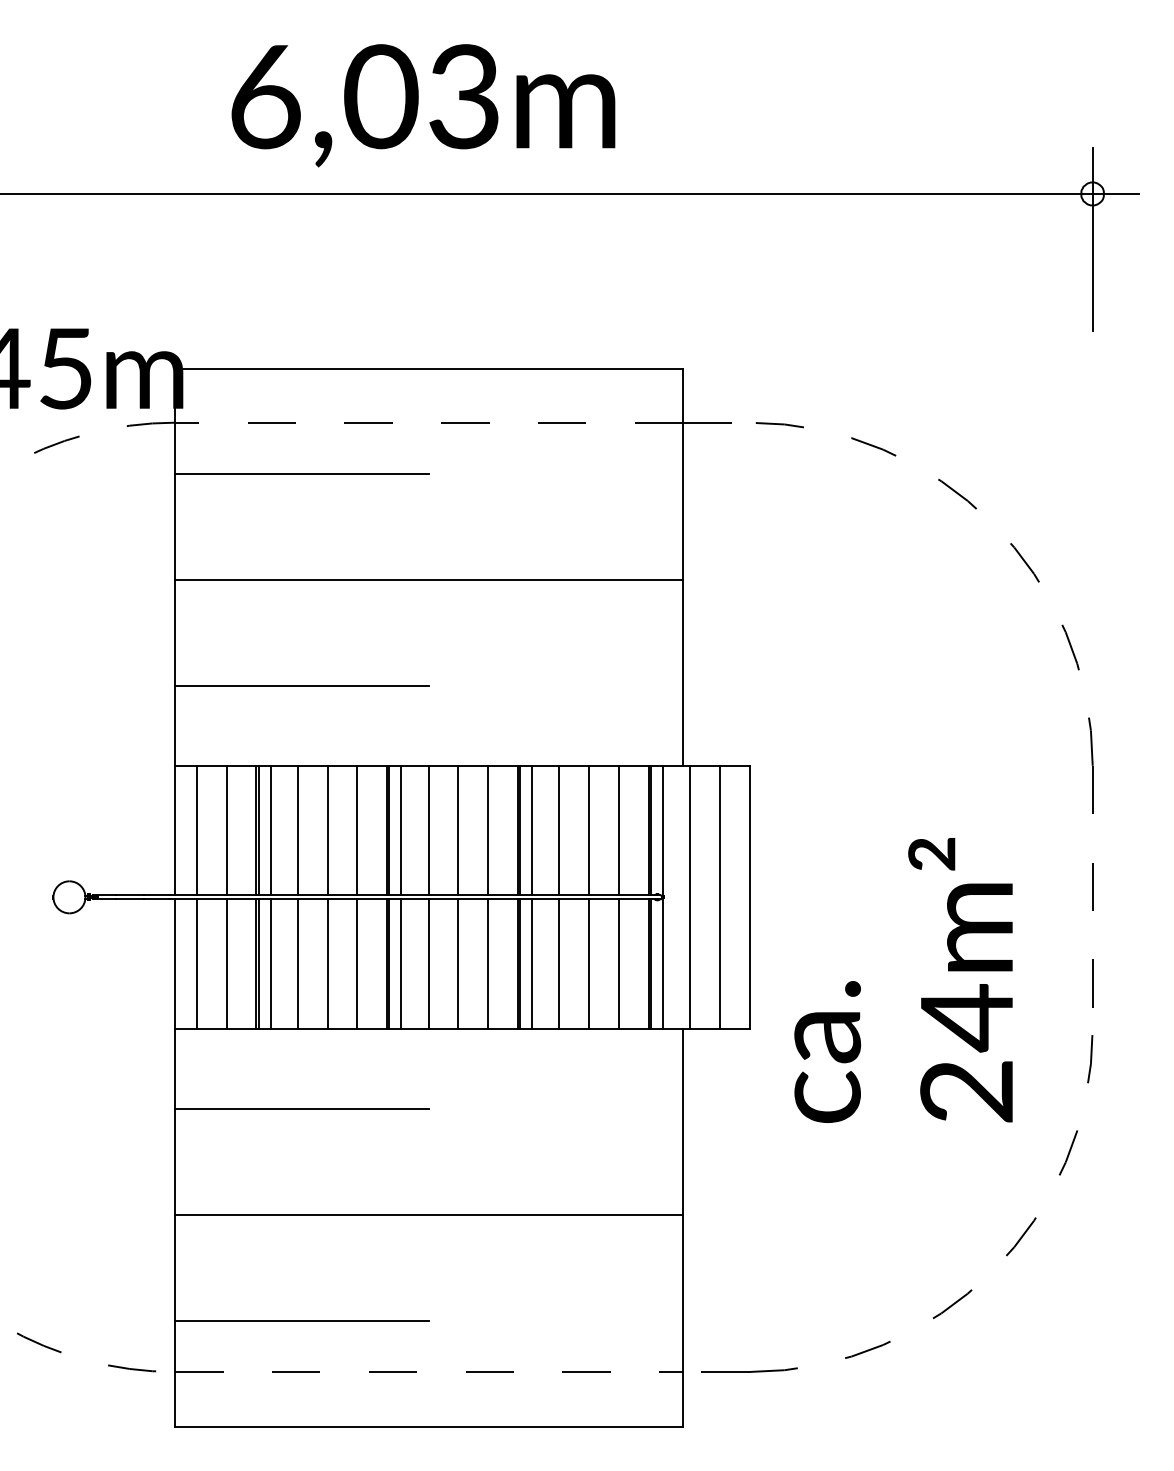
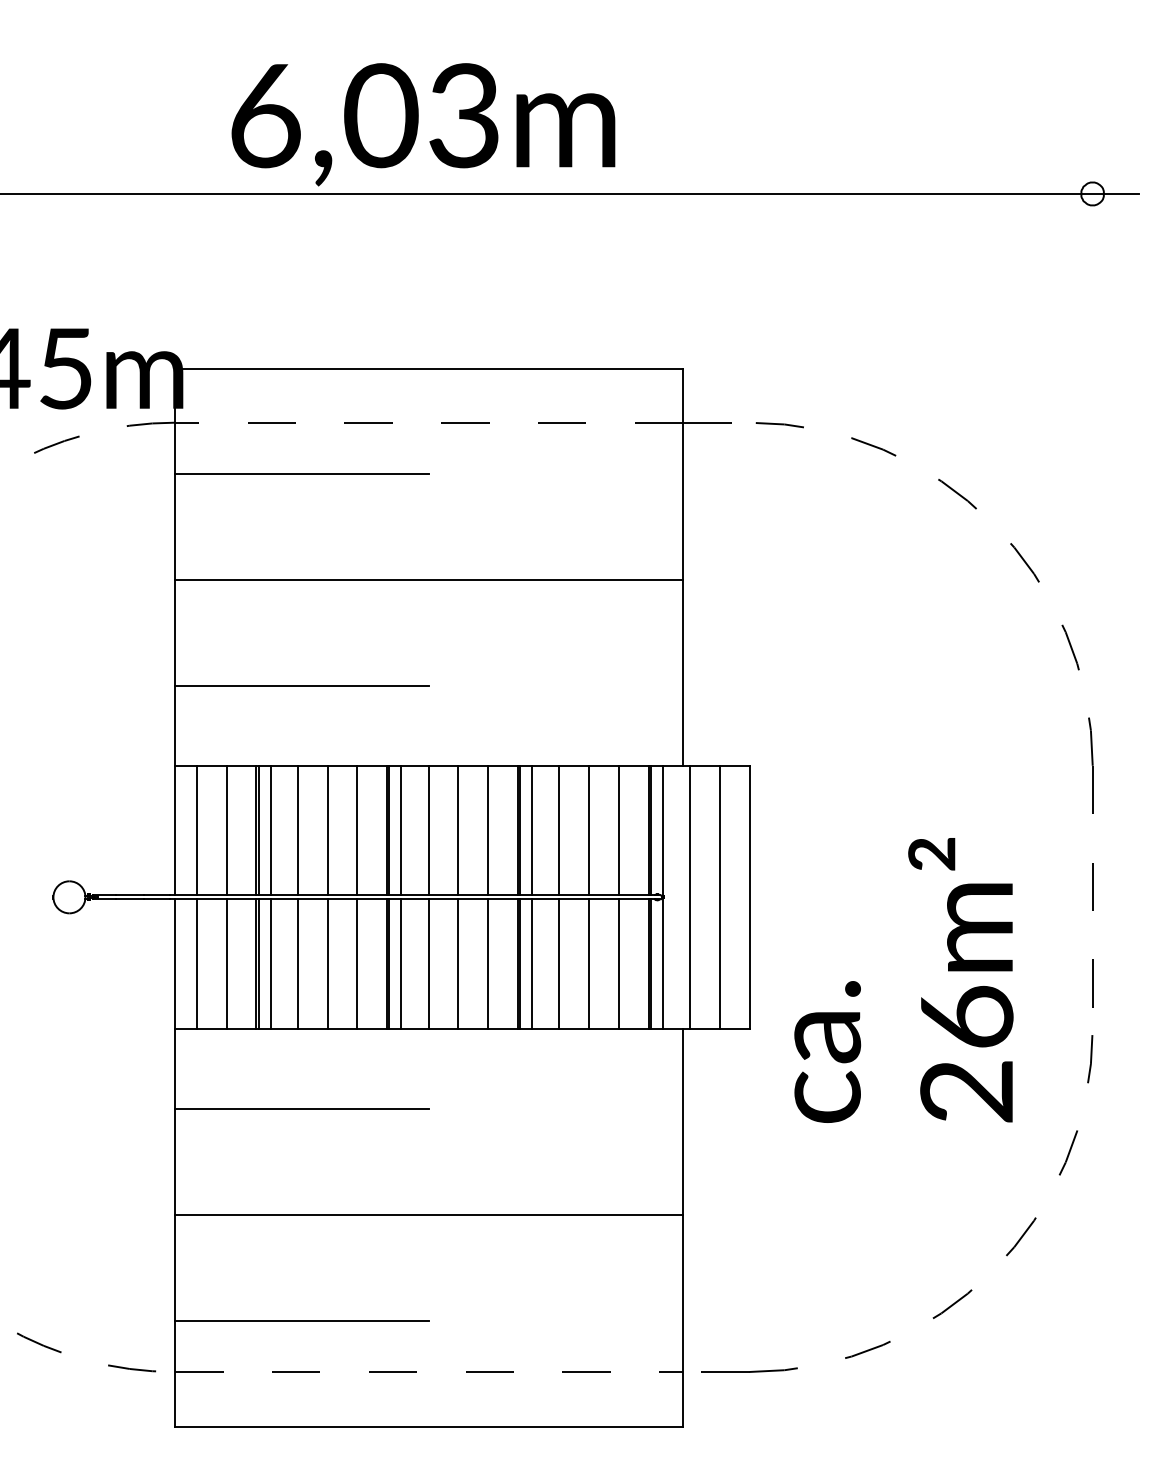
text position: (423, 105) -> (423, 124) (423, 124)
line: present -> none (1092, 239)
text: 24m² -> 26m² (967, 1018)
